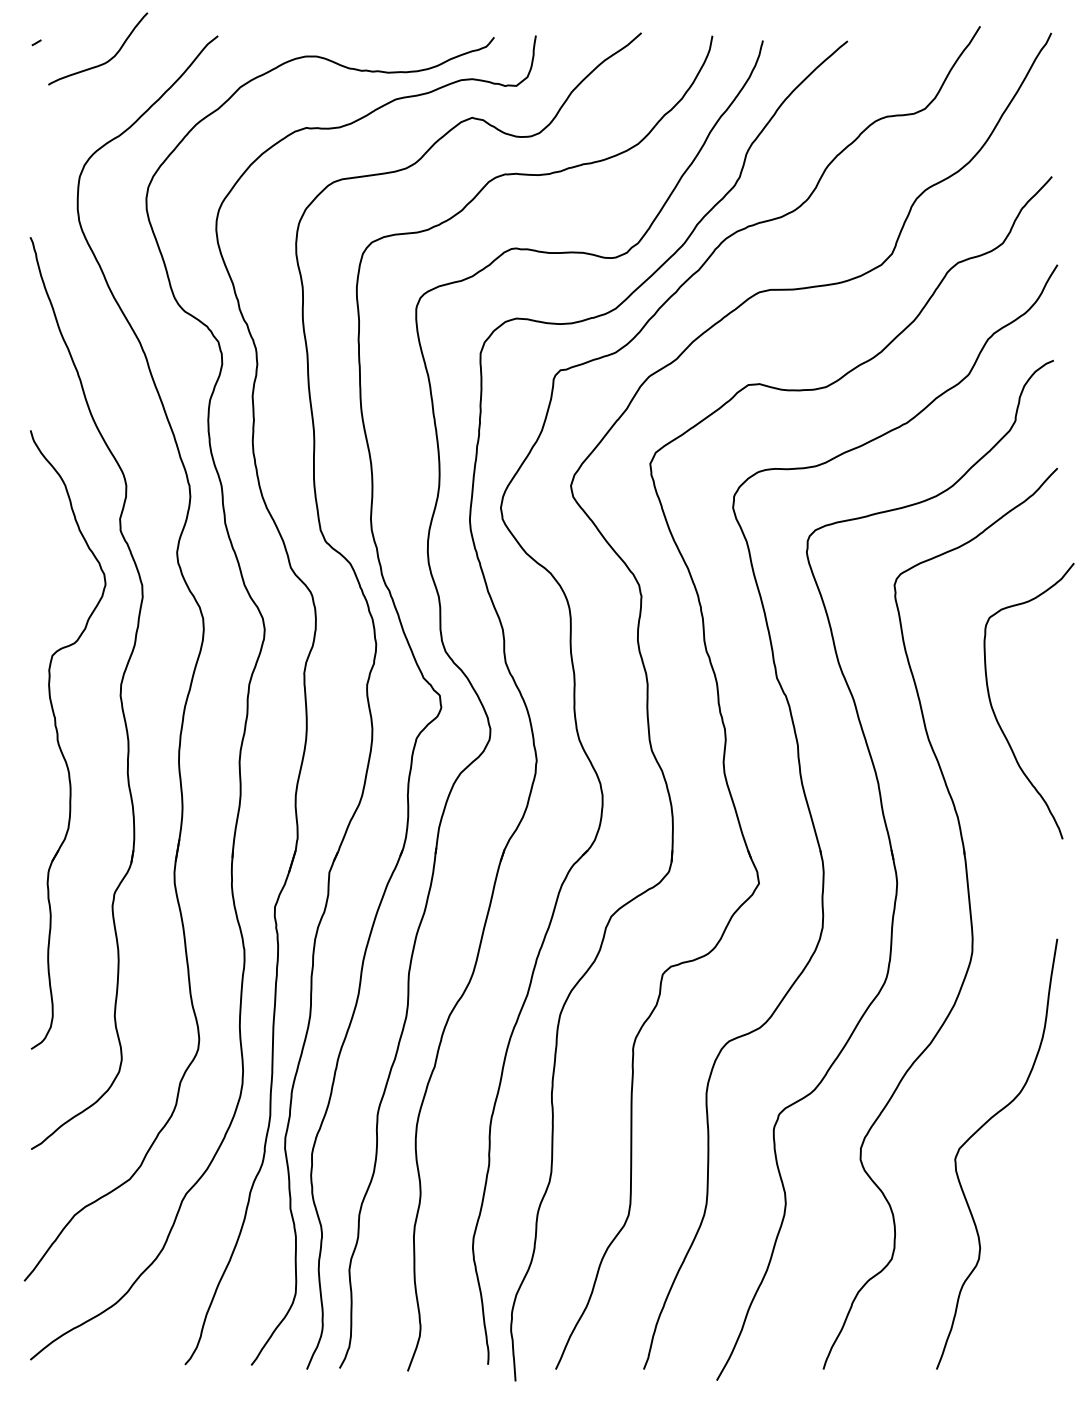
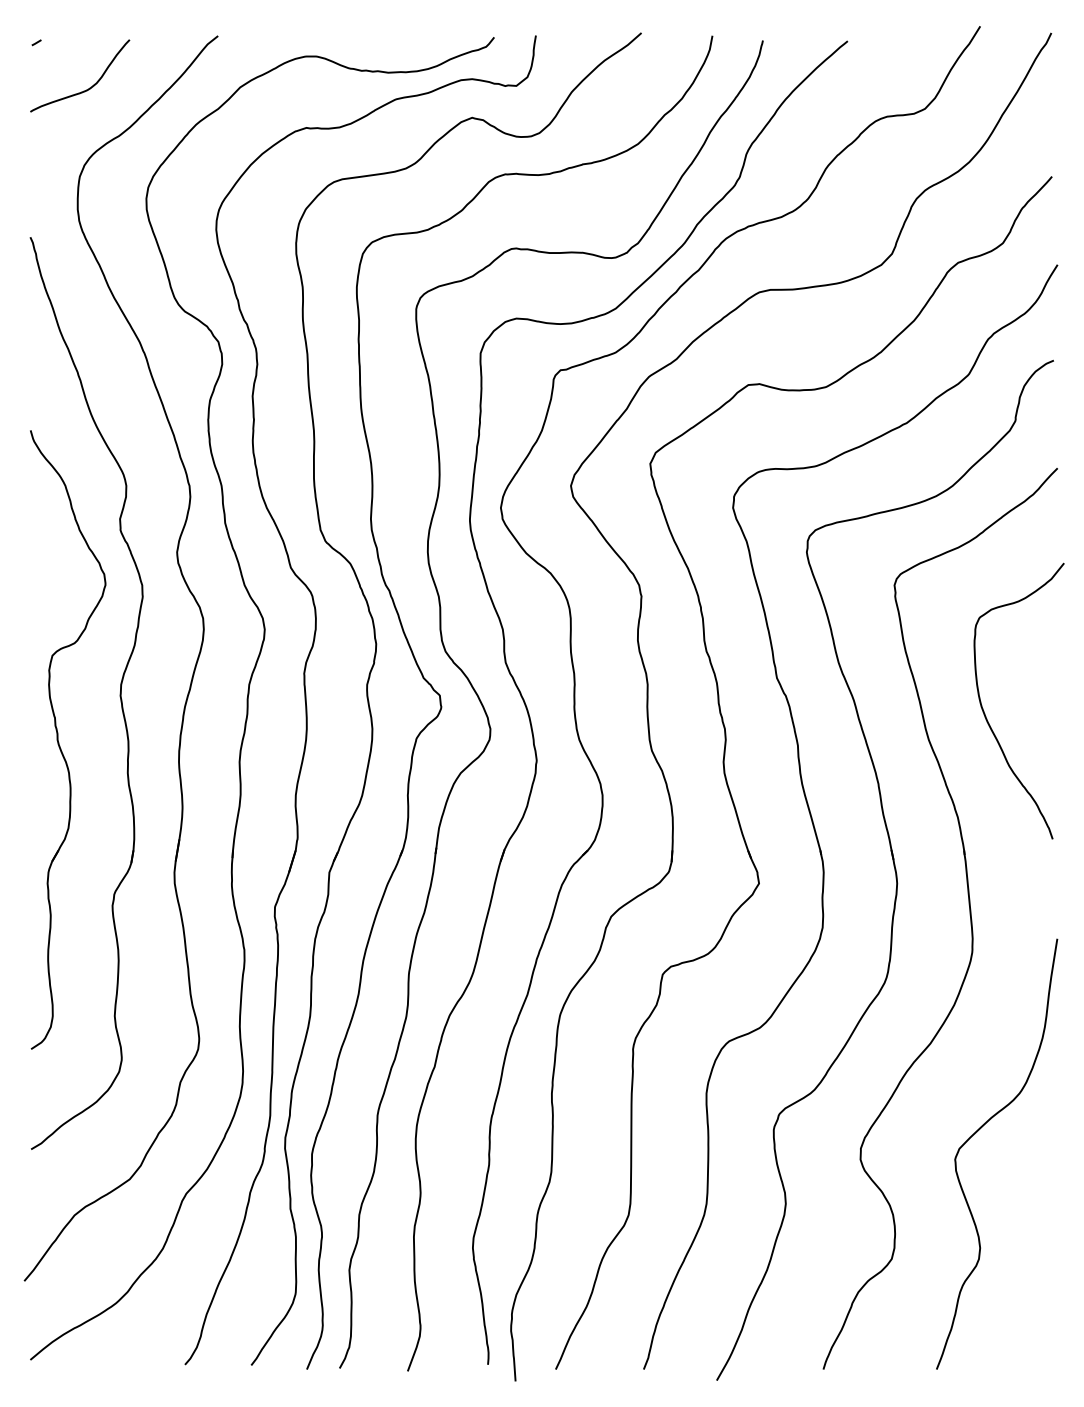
curve position: (107, 60) -> (89, 87) (89, 87)
curve position: (995, 713) -> (985, 713) (985, 713)
